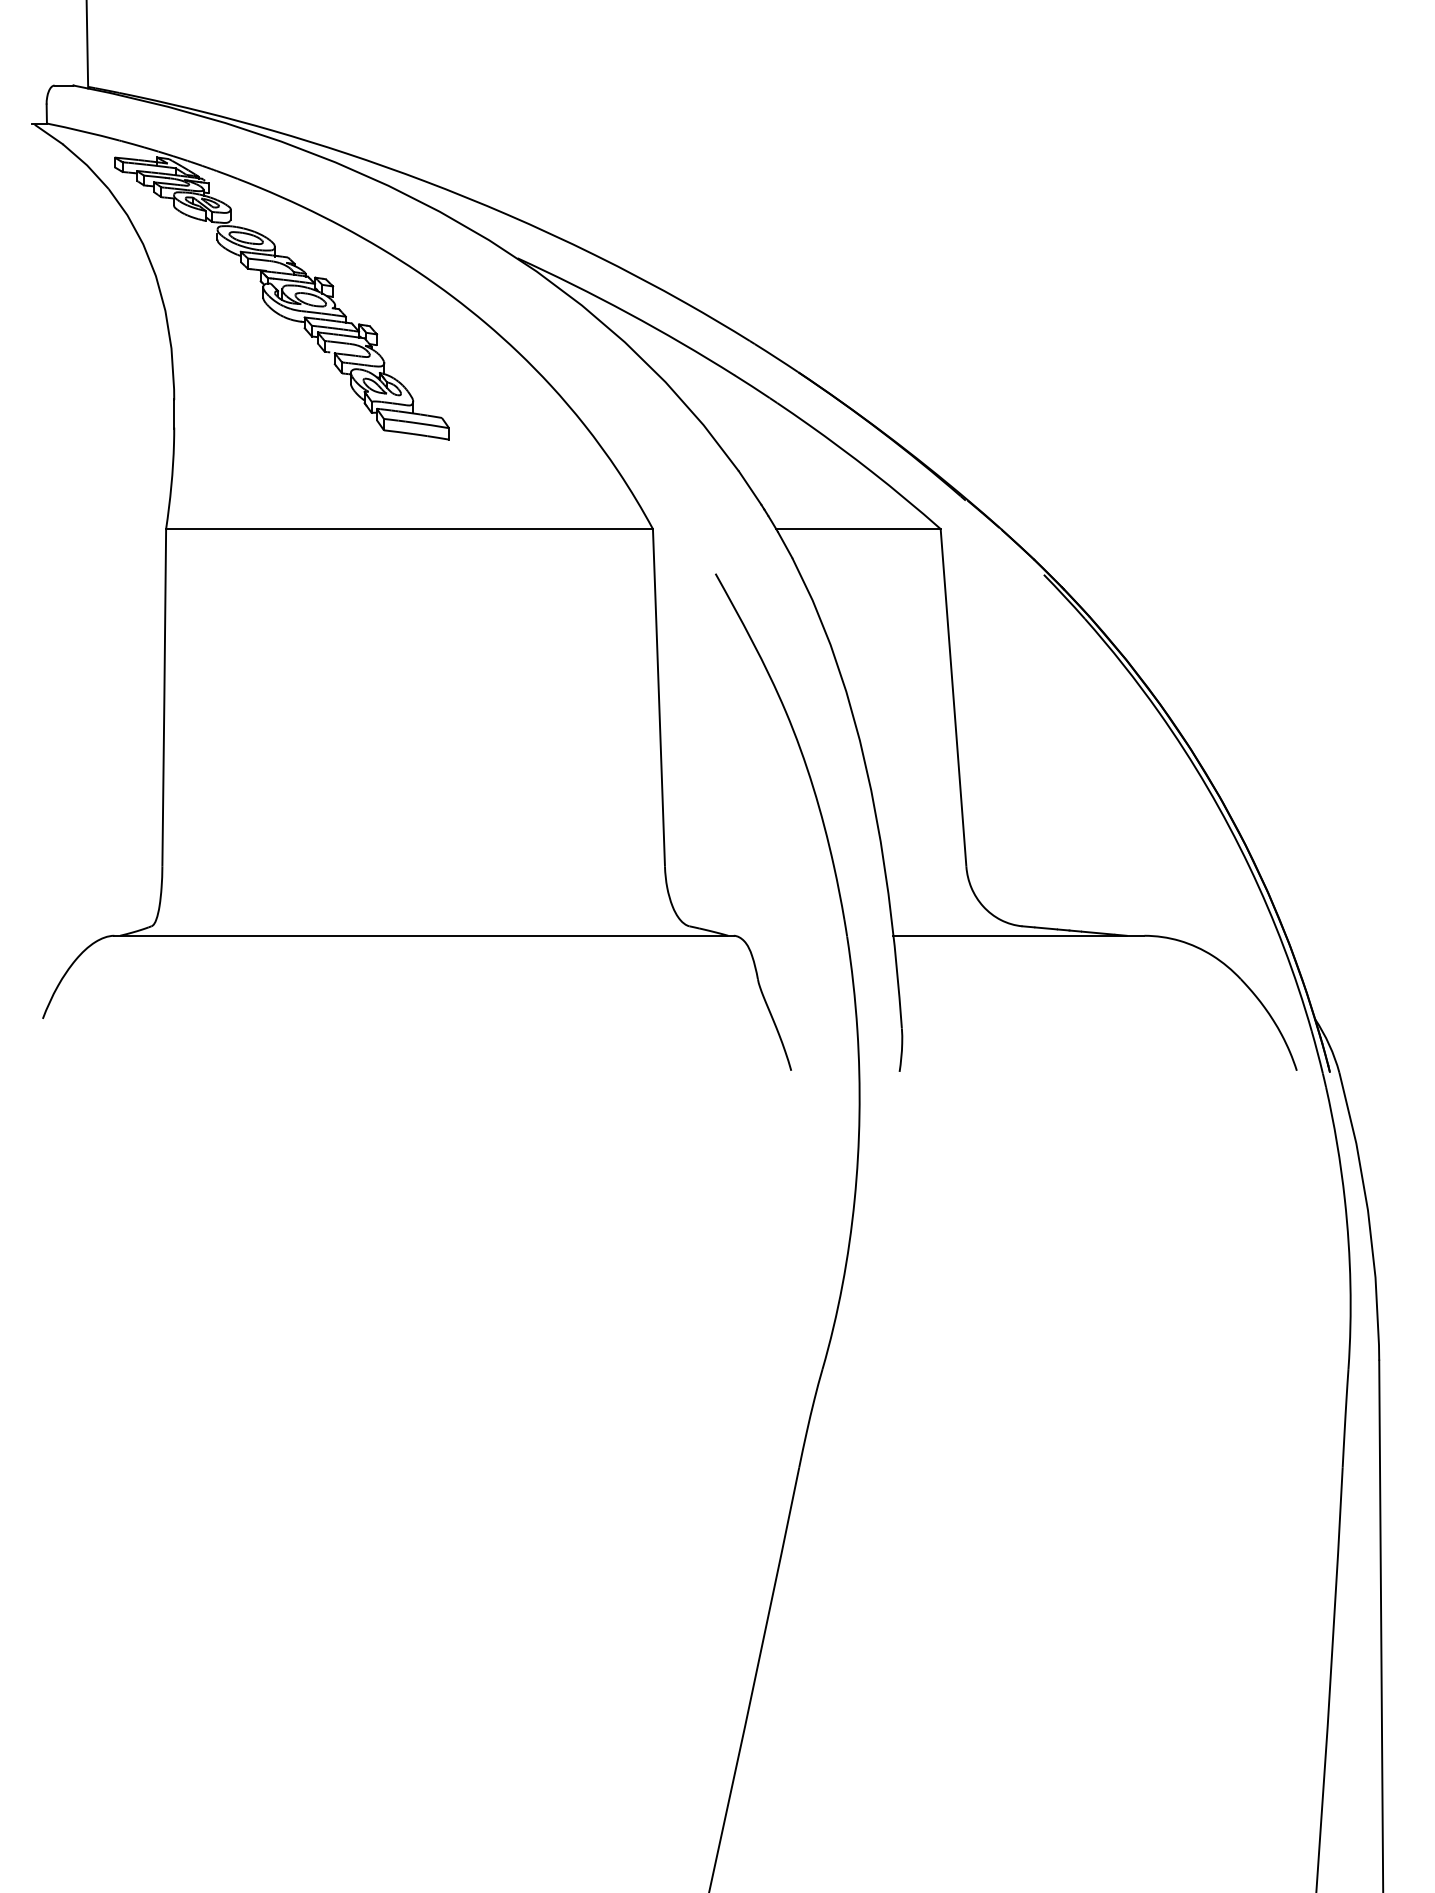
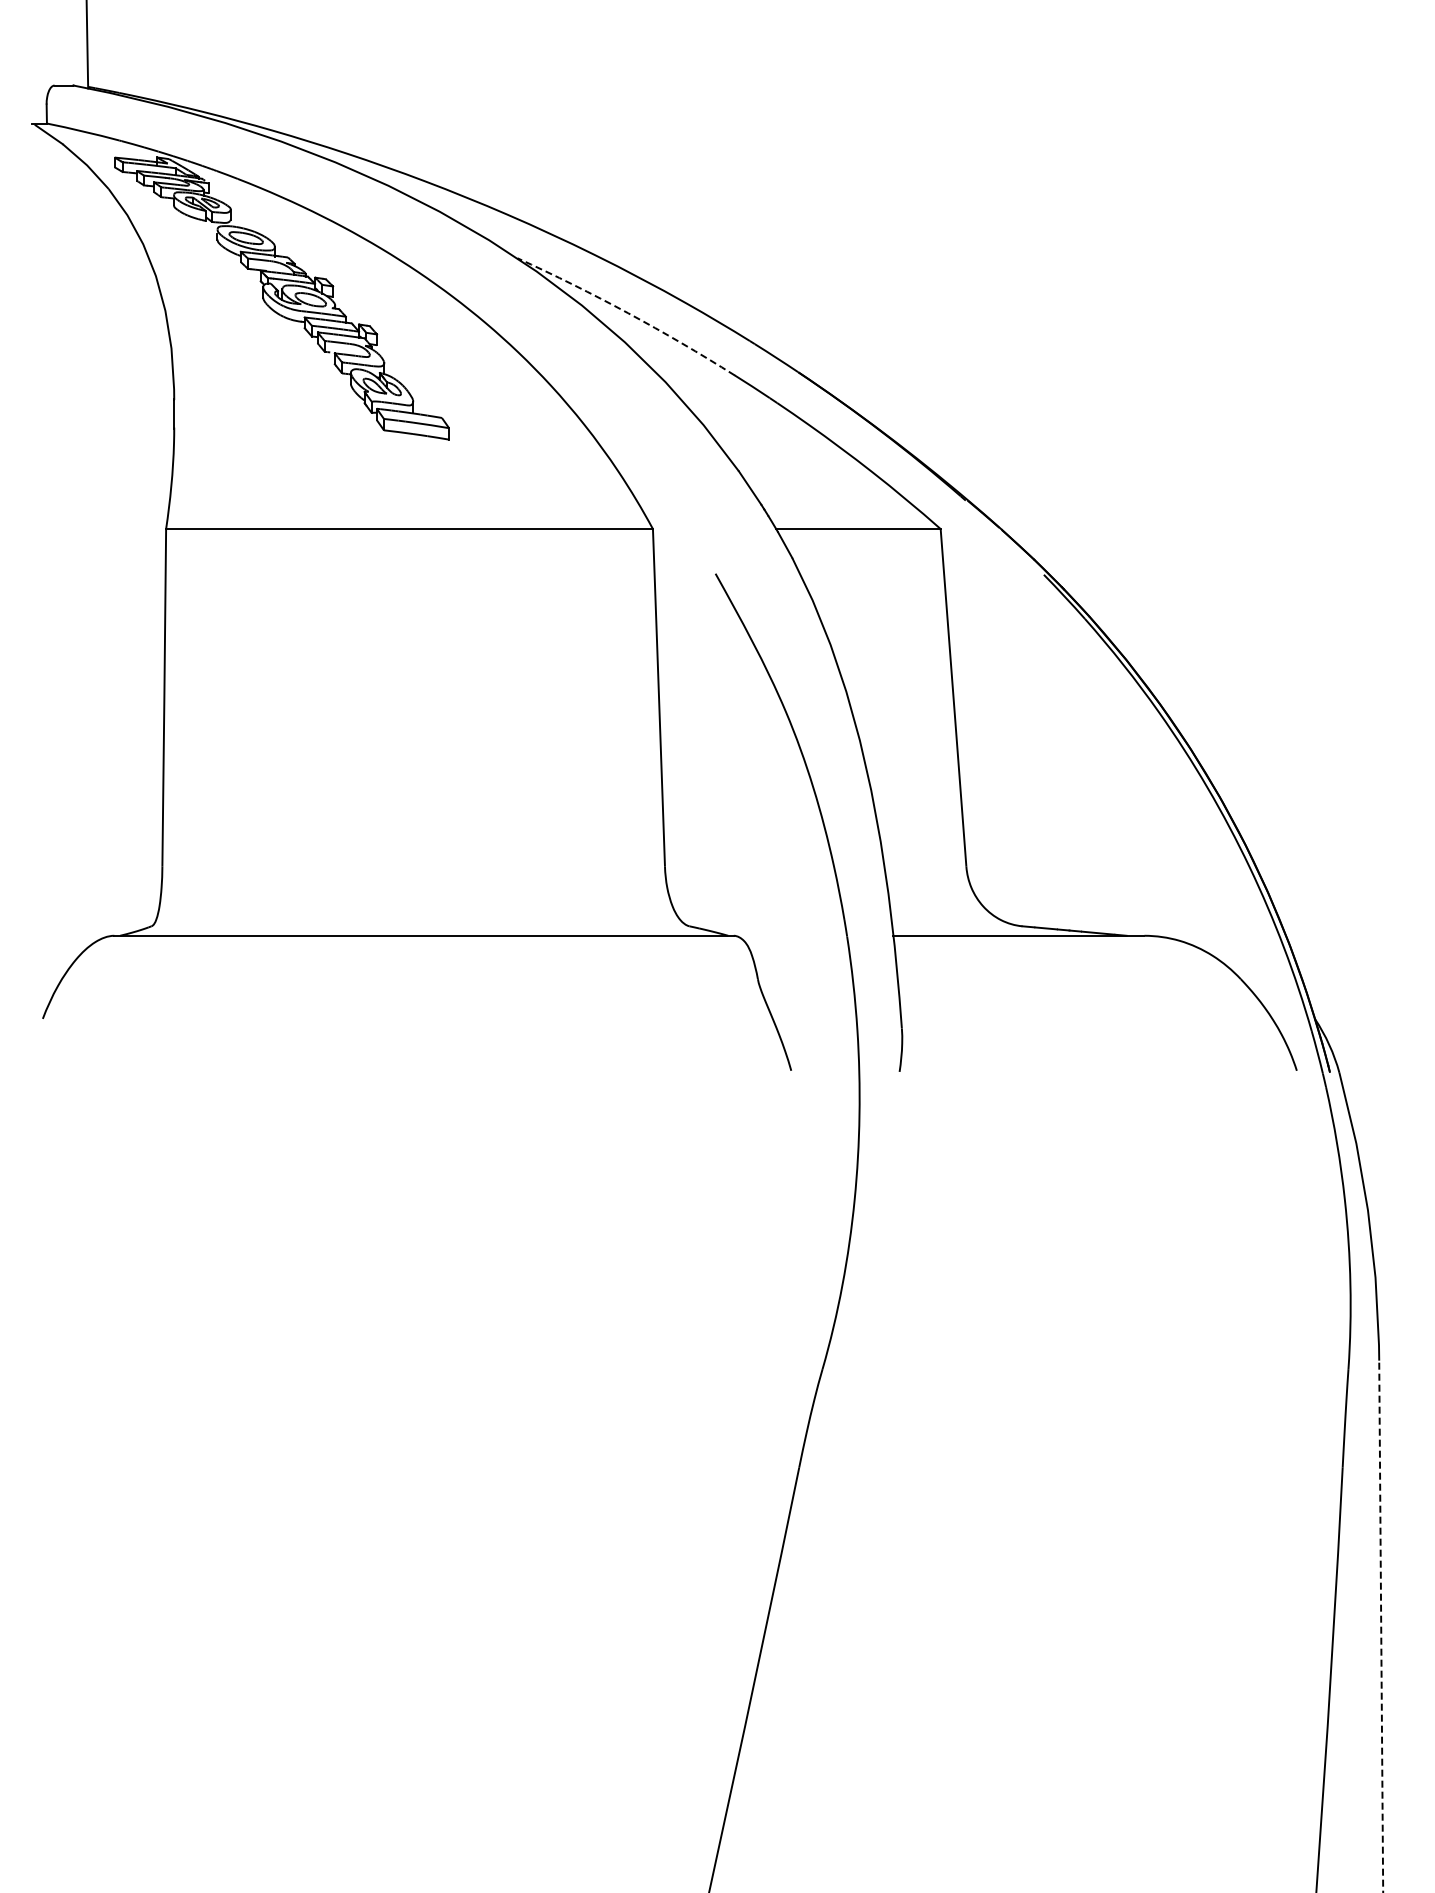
arc: solid -> dashed (628, 313)
line: solid -> dashed (1381, 1626)
